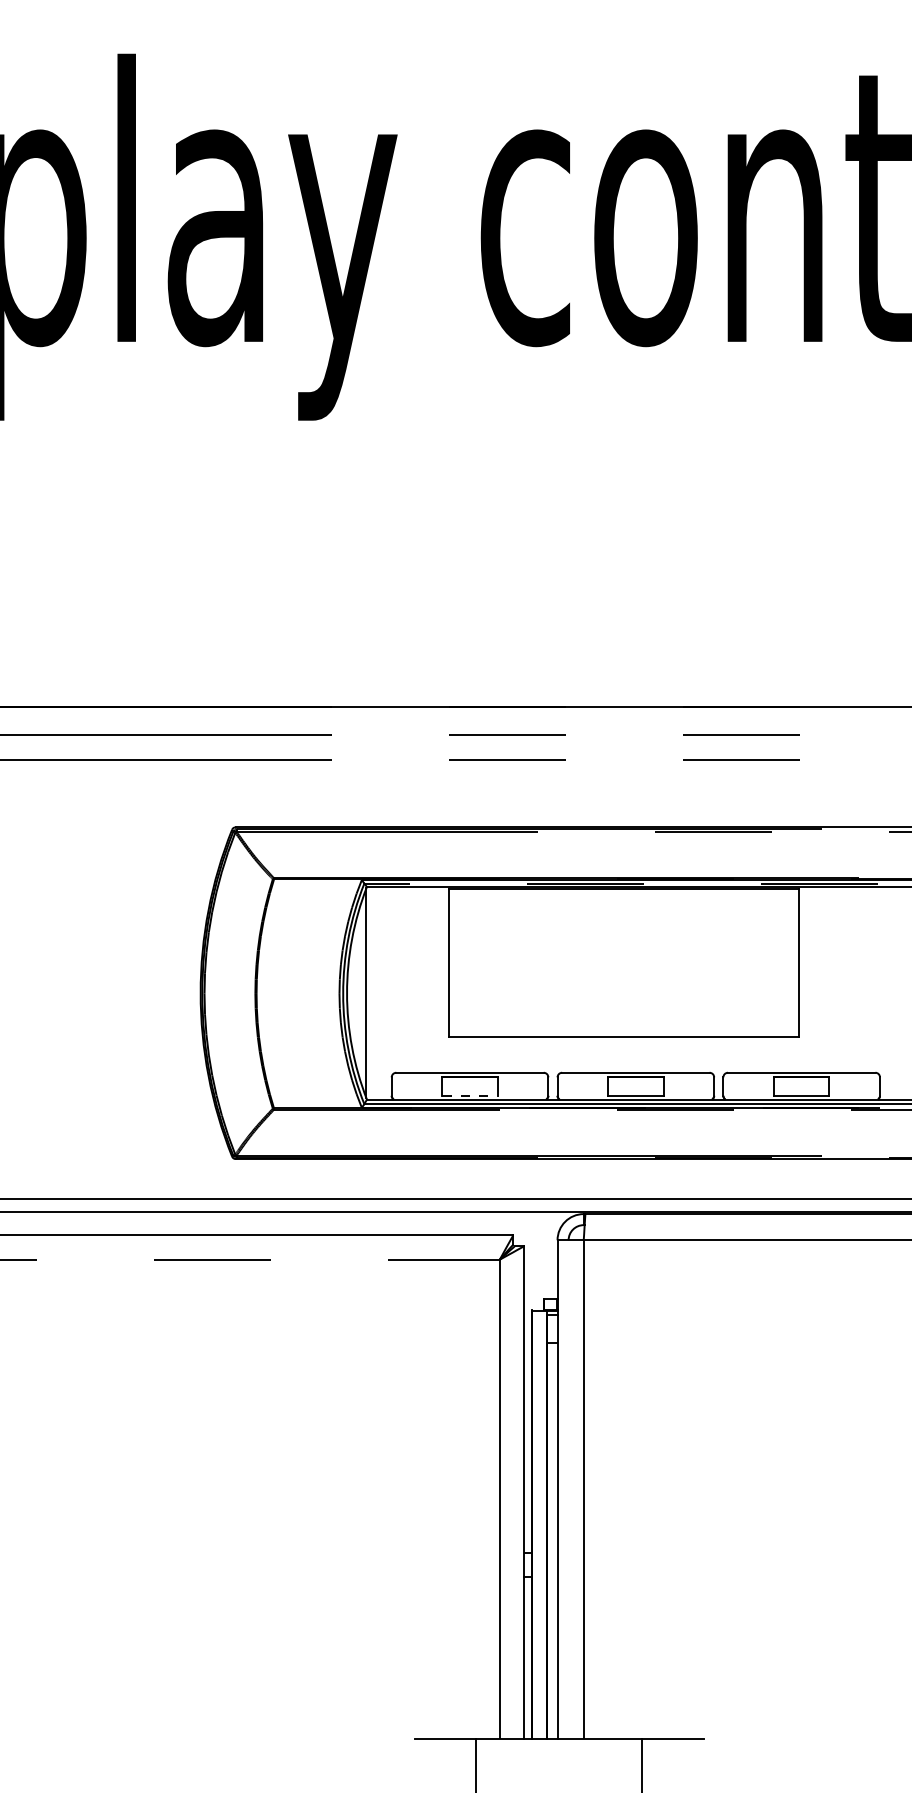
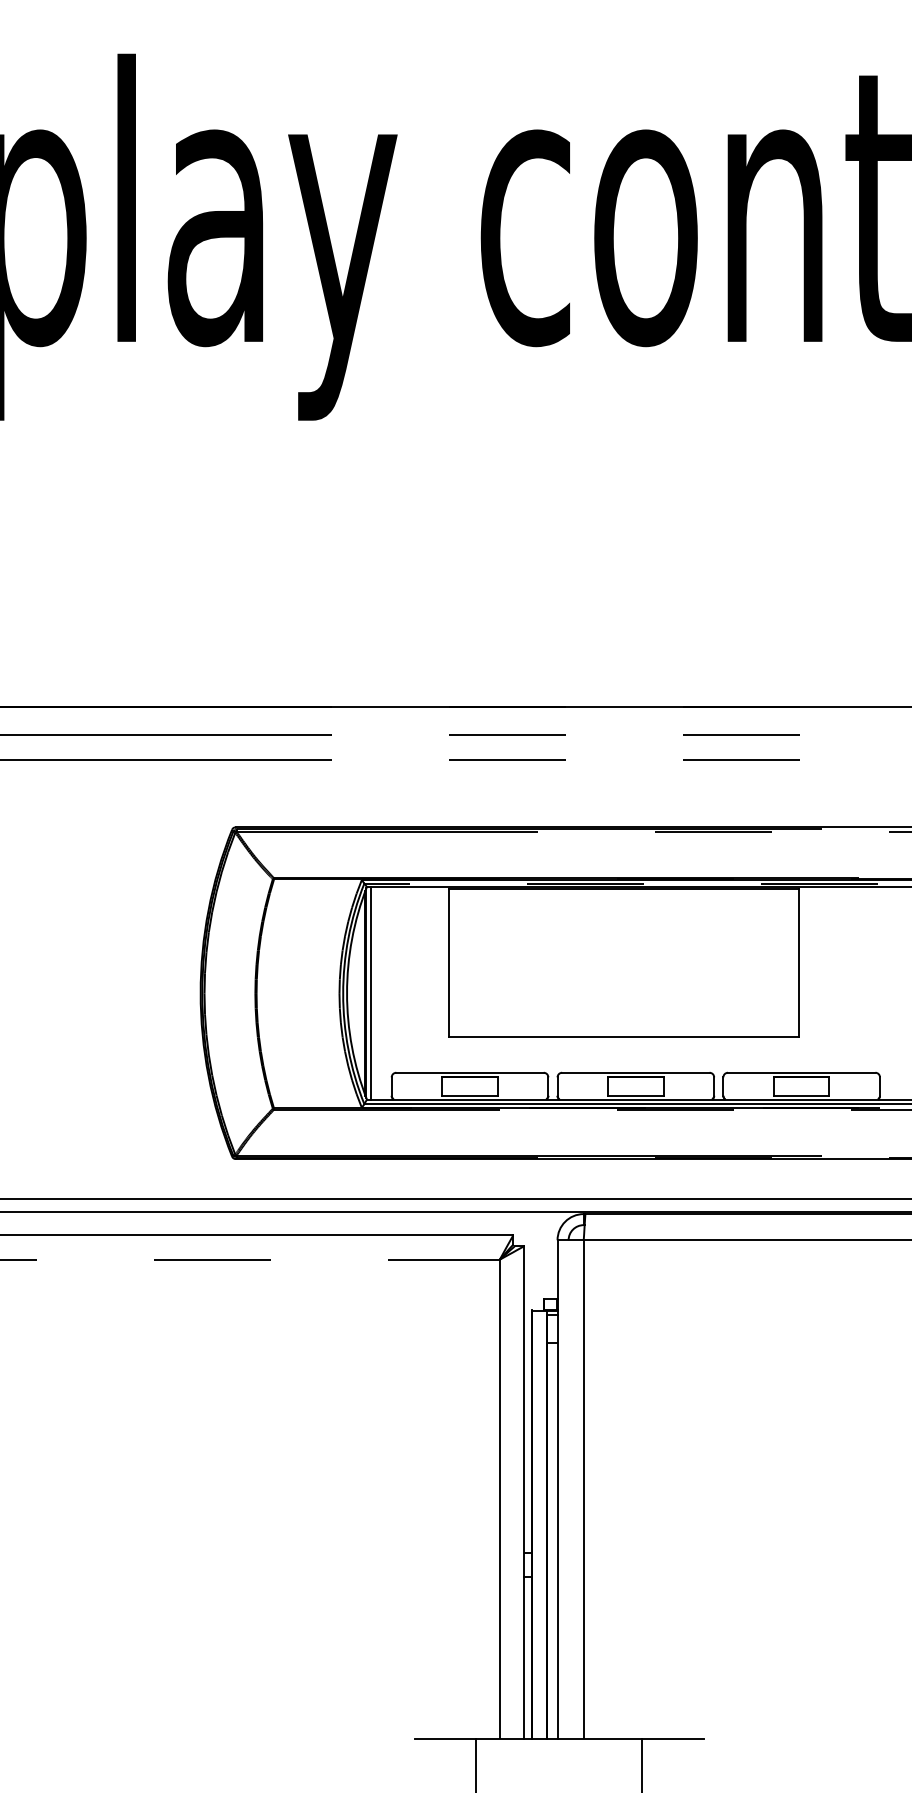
line: none -> present (365, 992)
line: none -> present (371, 992)
line: dashed -> solid (470, 1095)
